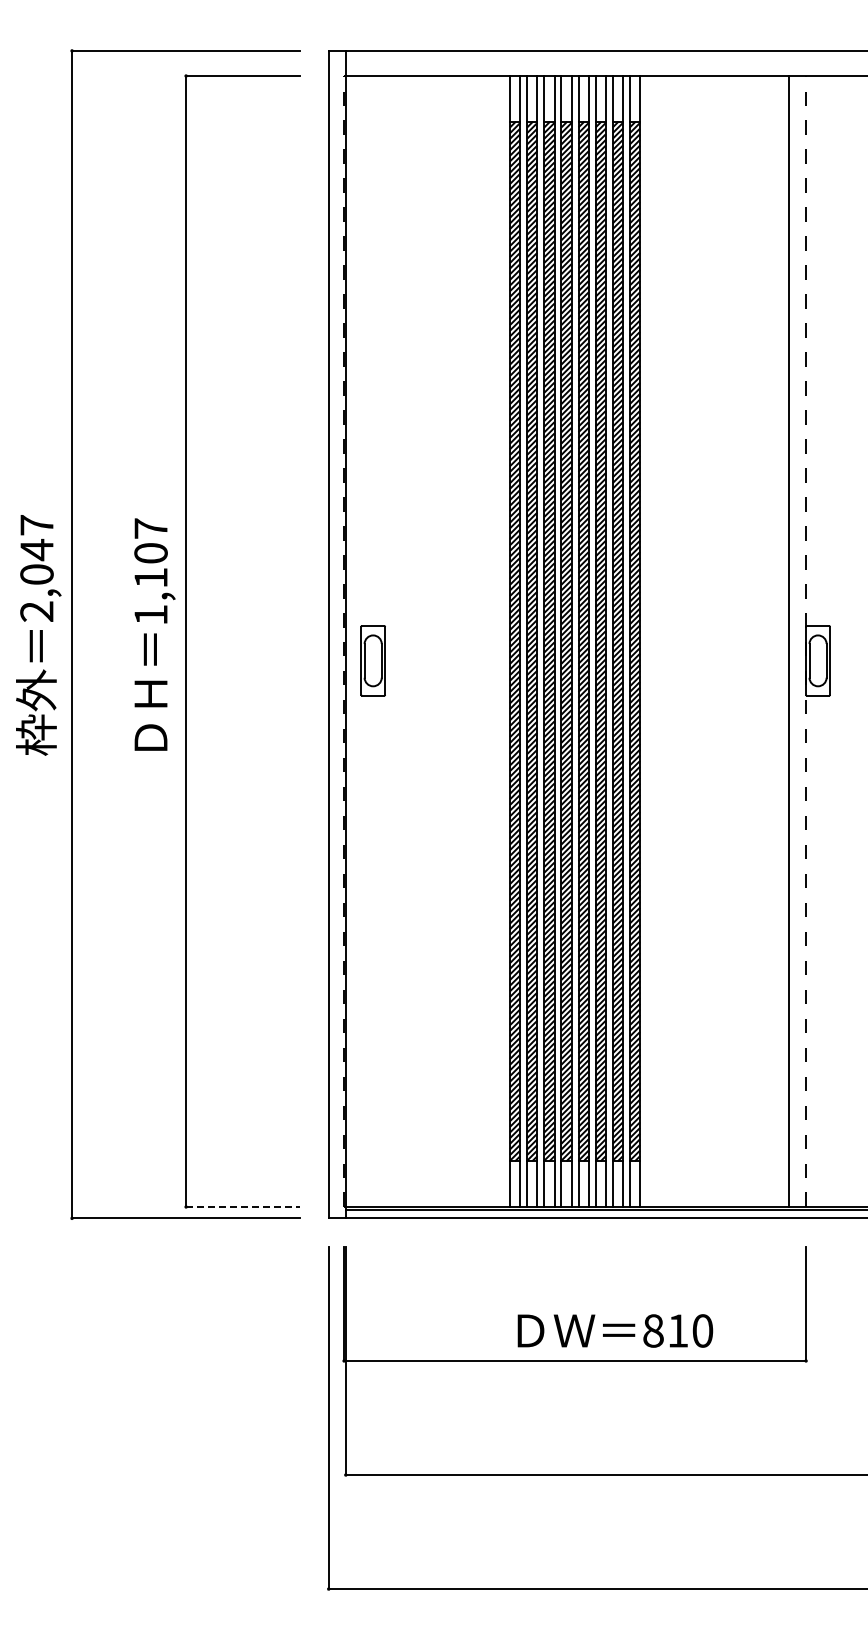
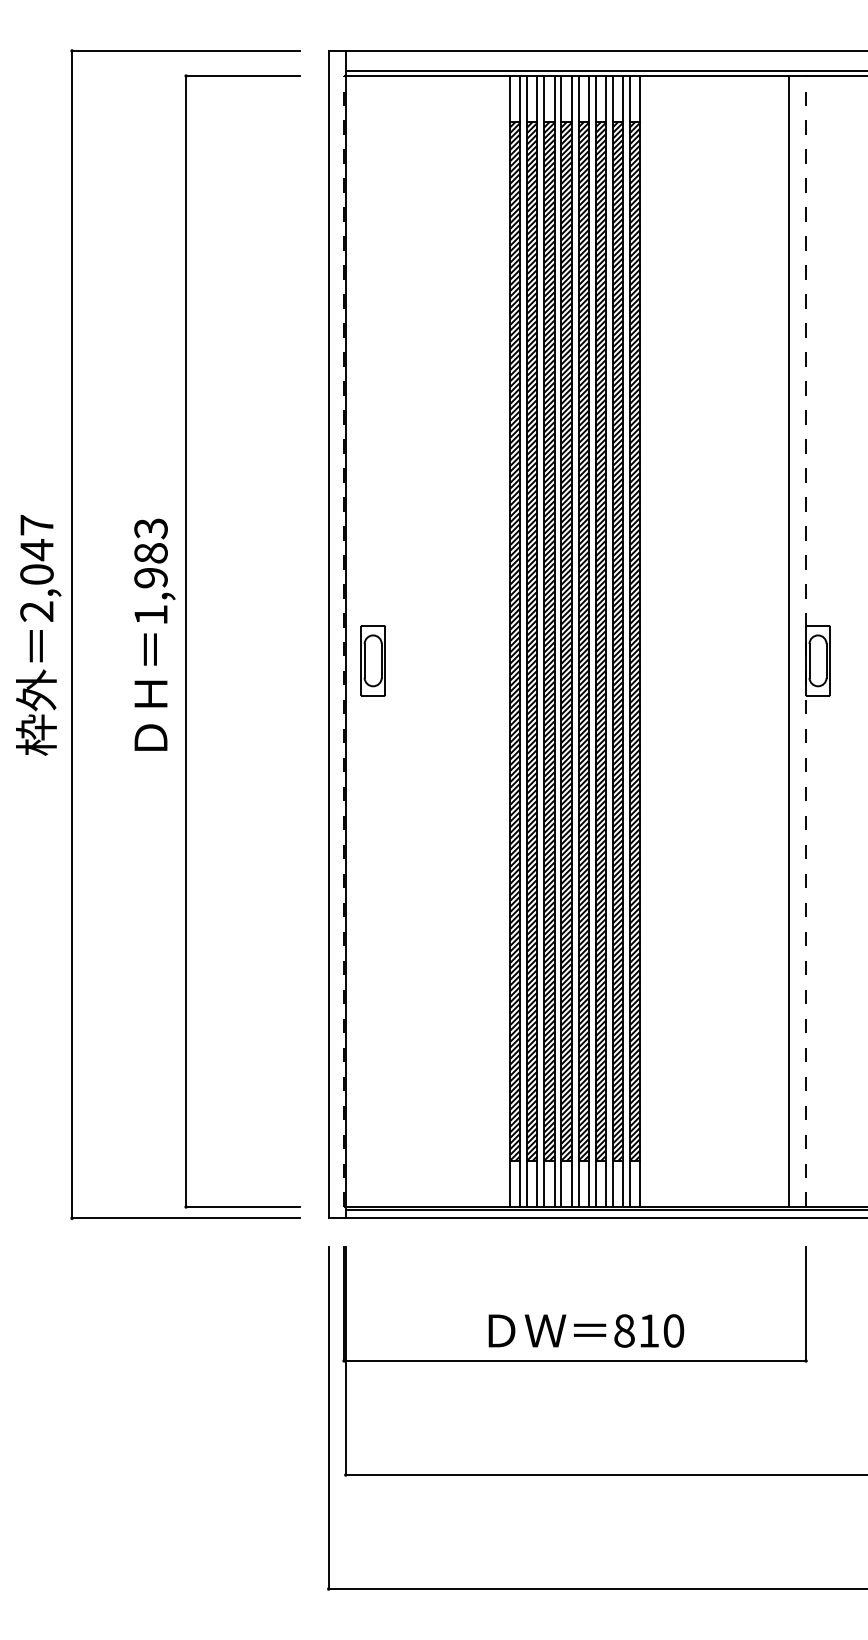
line: none -> present (604, 71)
text: 1,107 -> 1,983 (150, 553)
line: dashed -> solid (243, 1206)
text position: (615, 1330) -> (586, 1330) (586, 1330)
